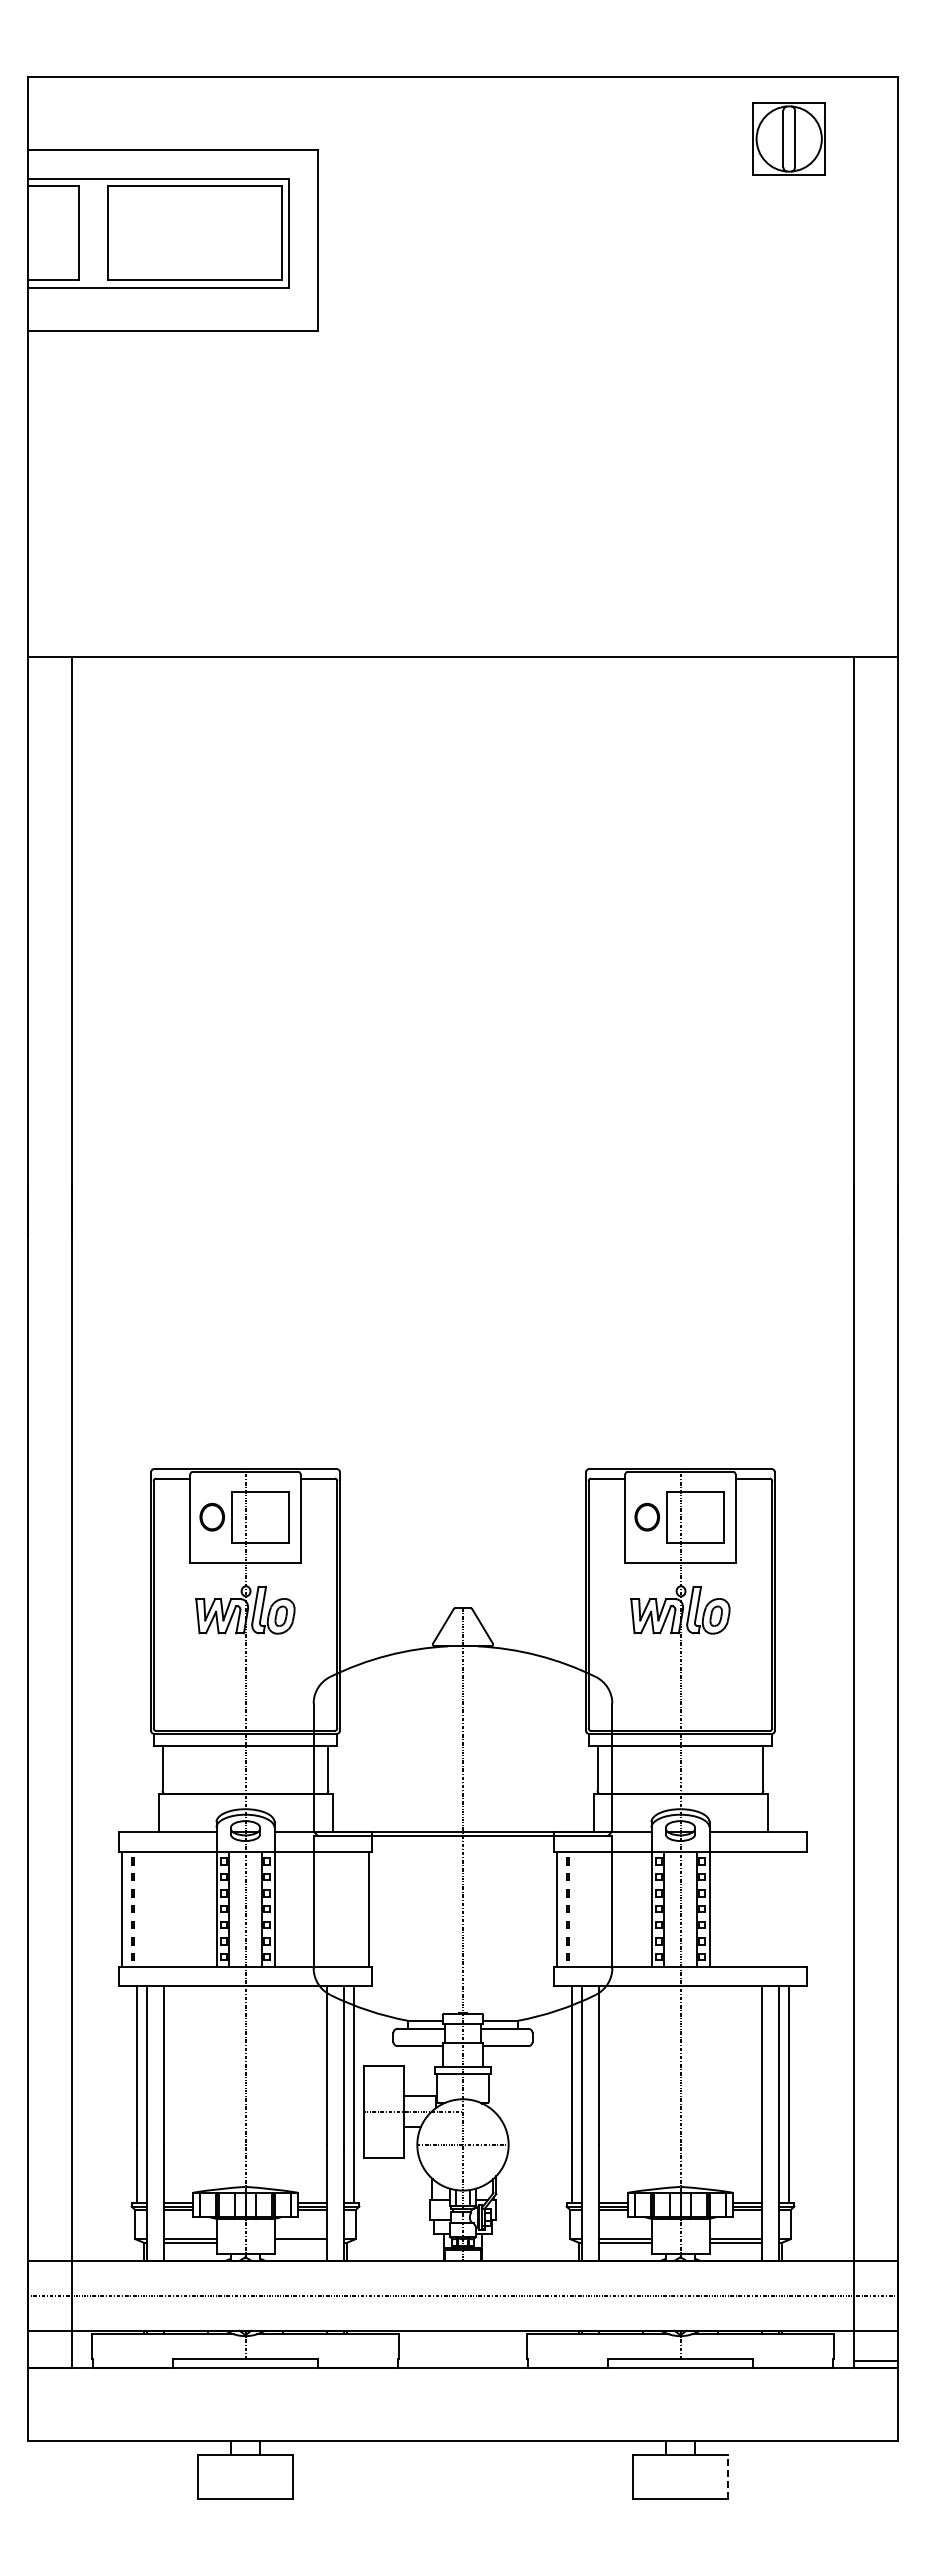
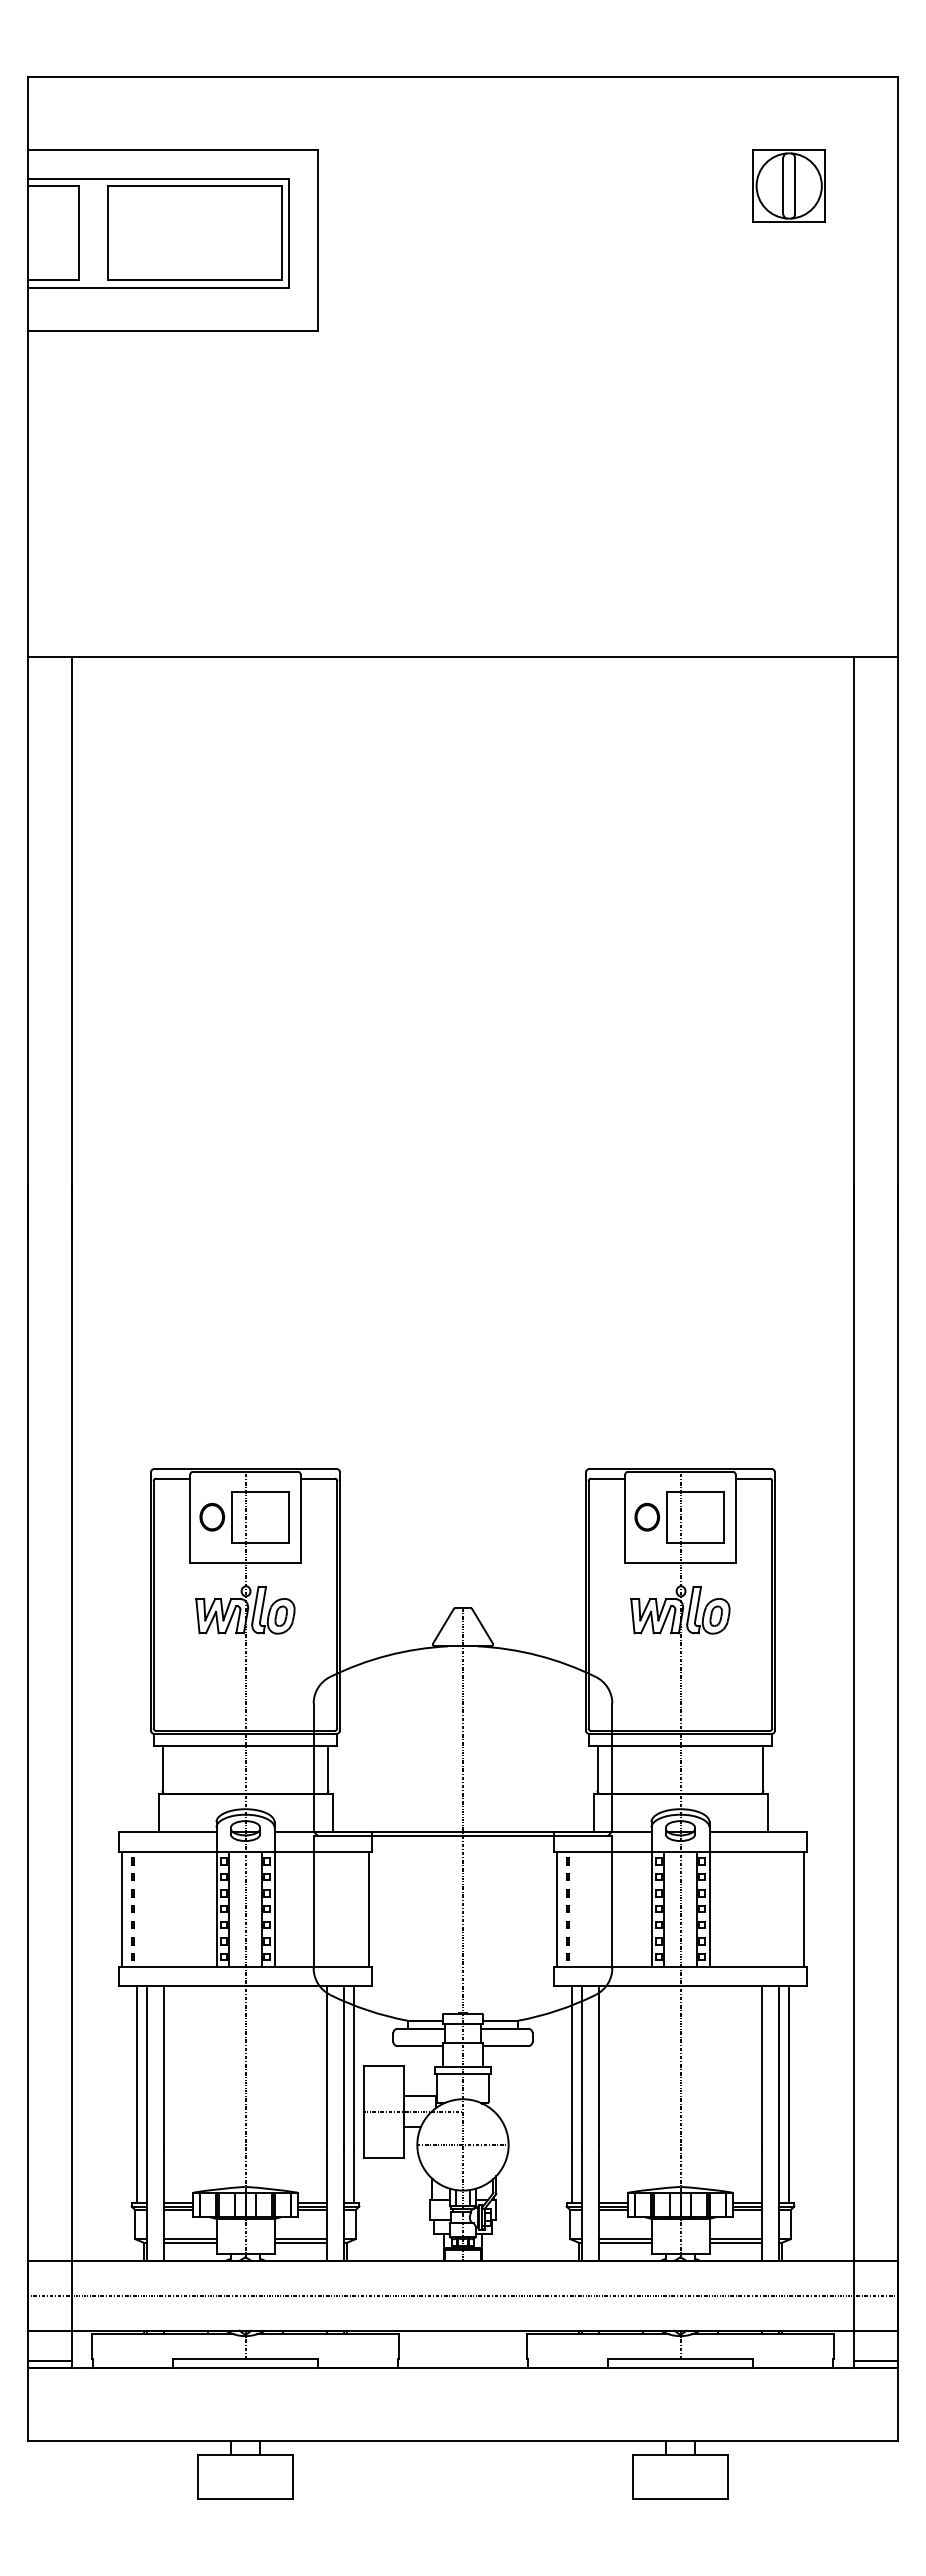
part position: (788, 138) -> (788, 185) (788, 185)
line: none -> present (803, 1908)
line: none -> present (300, 2242)
line: none -> present (49, 2360)
line: dashed -> solid (727, 2476)
